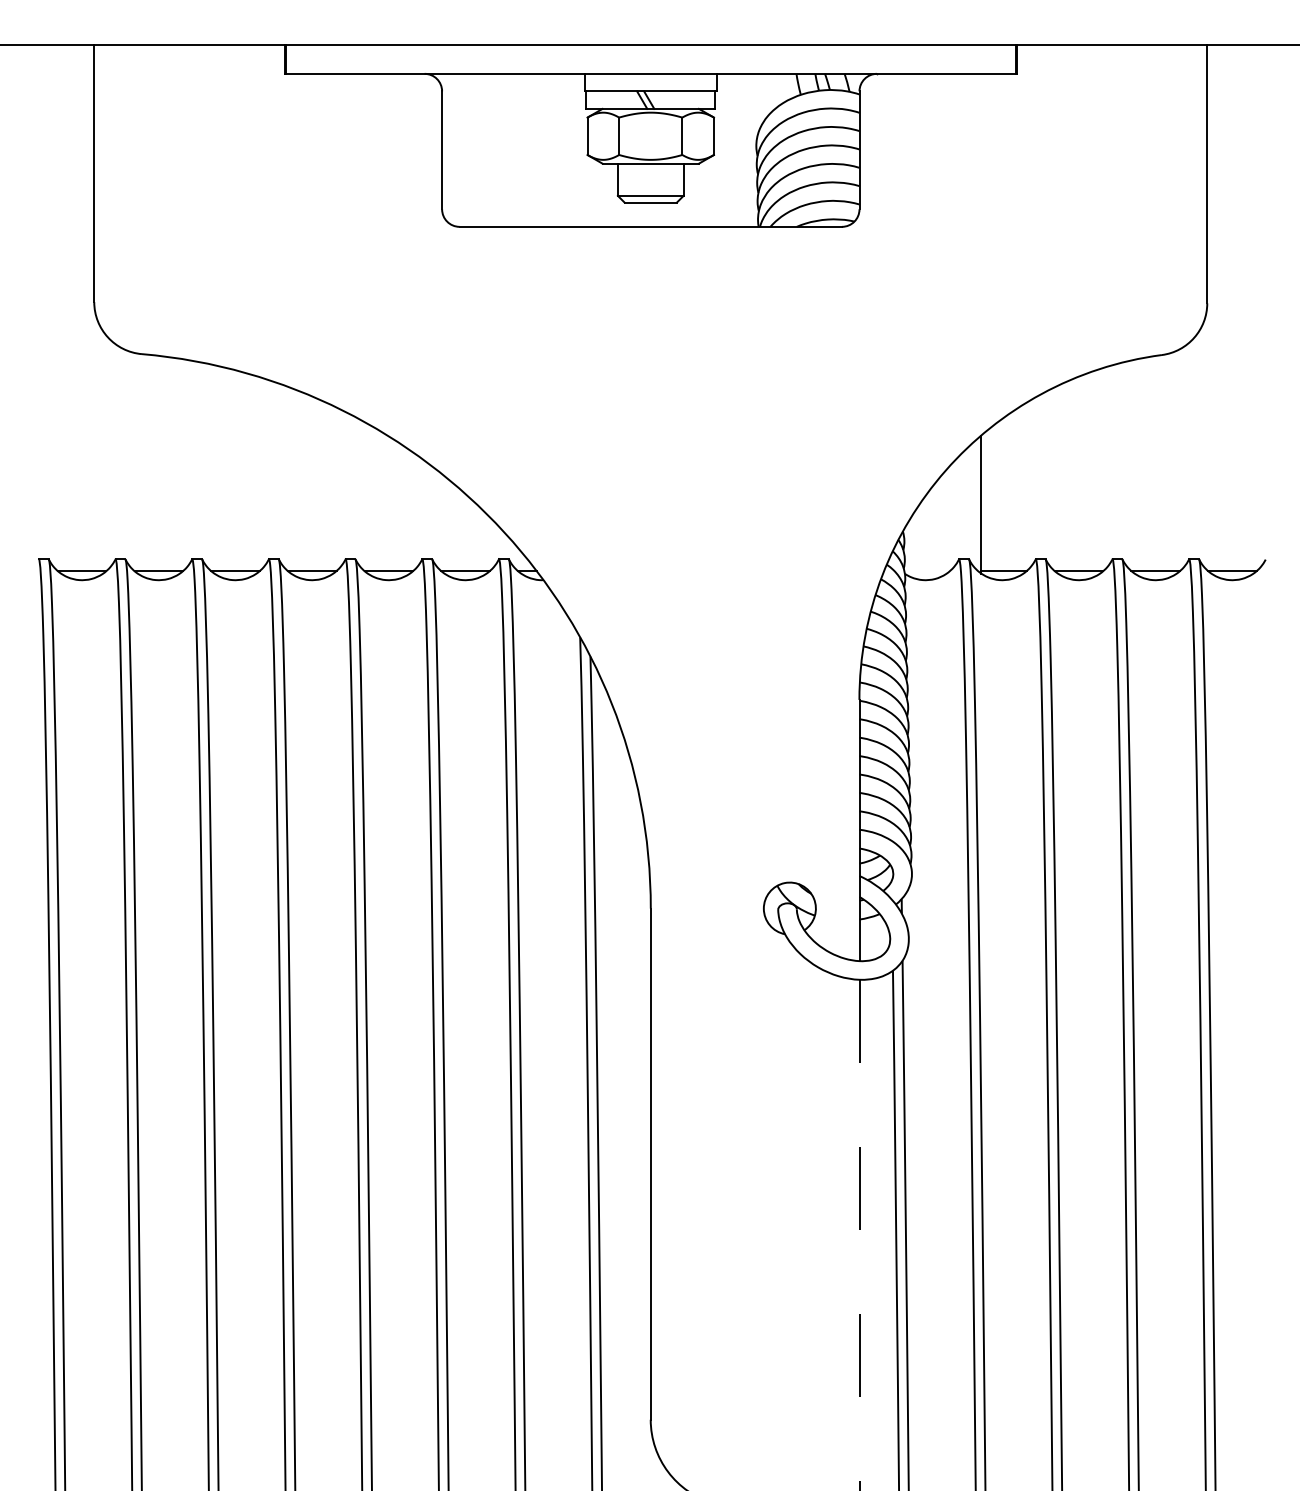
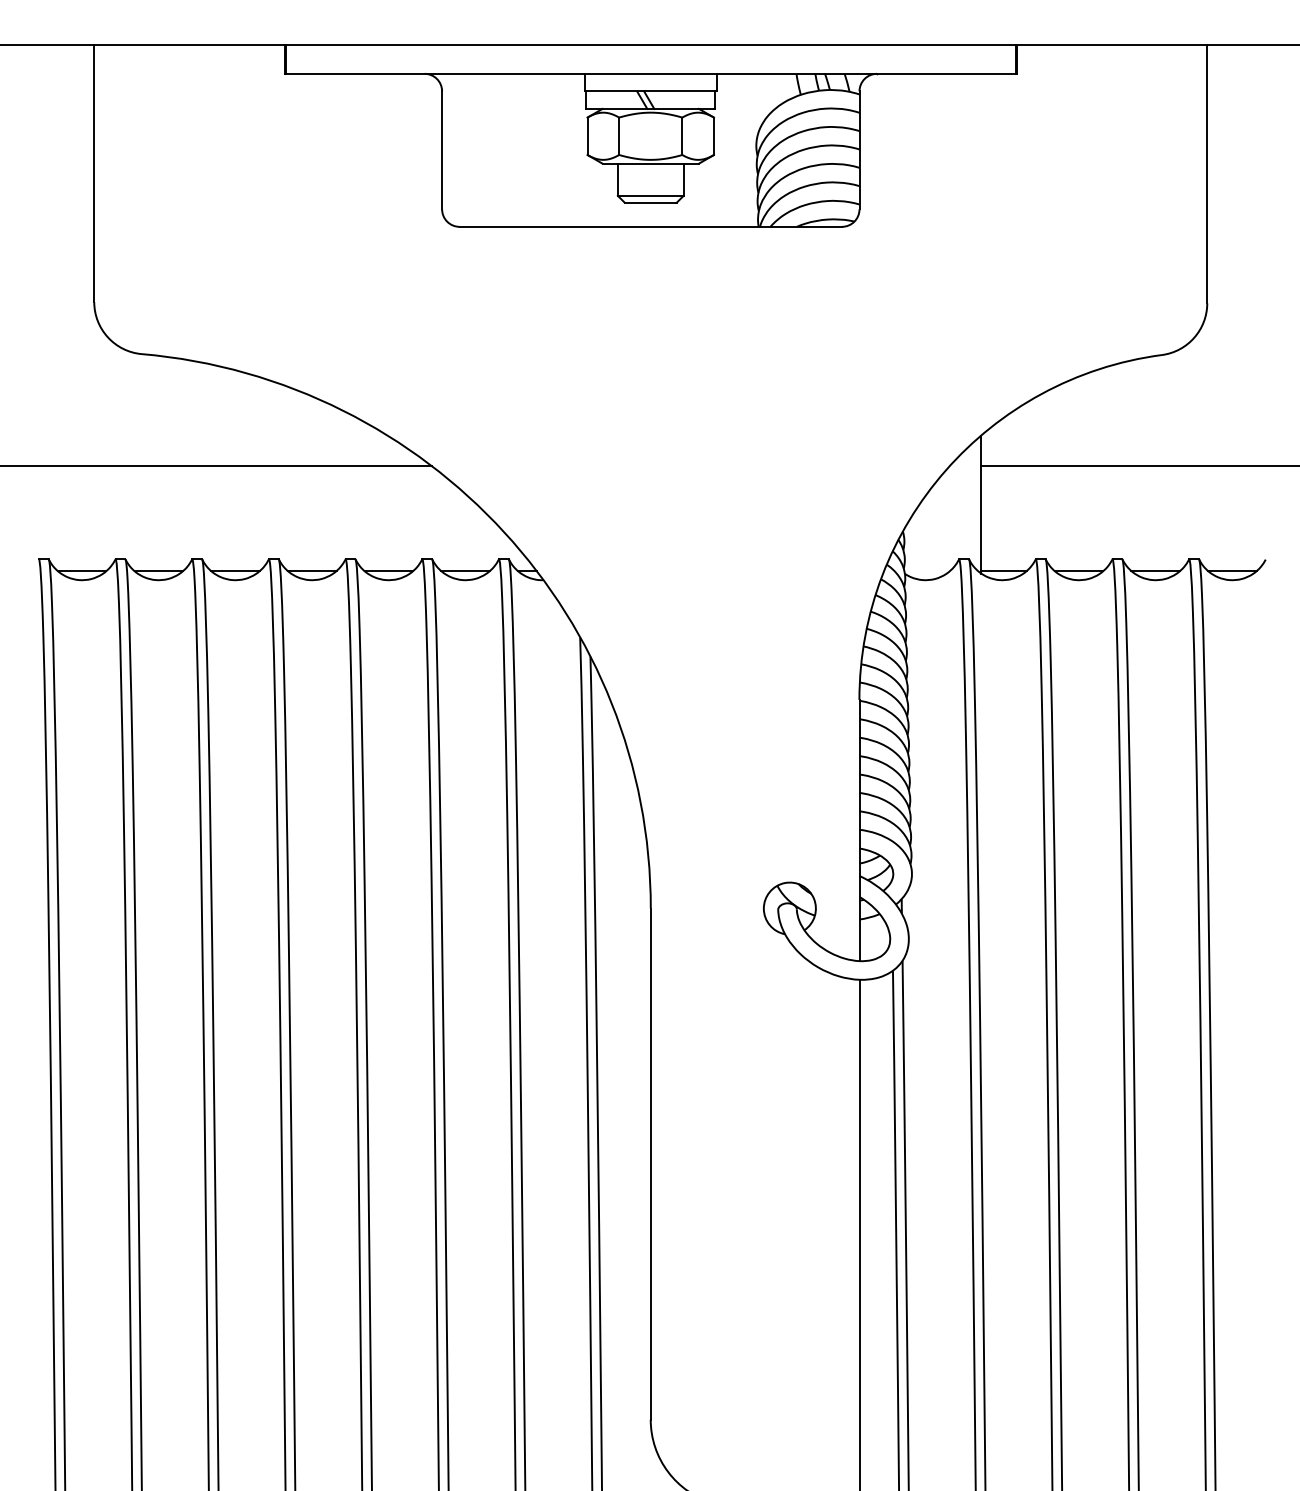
line: none -> present (217, 466)
line: none -> present (1138, 466)
line: dashed -> solid (859, 1235)
